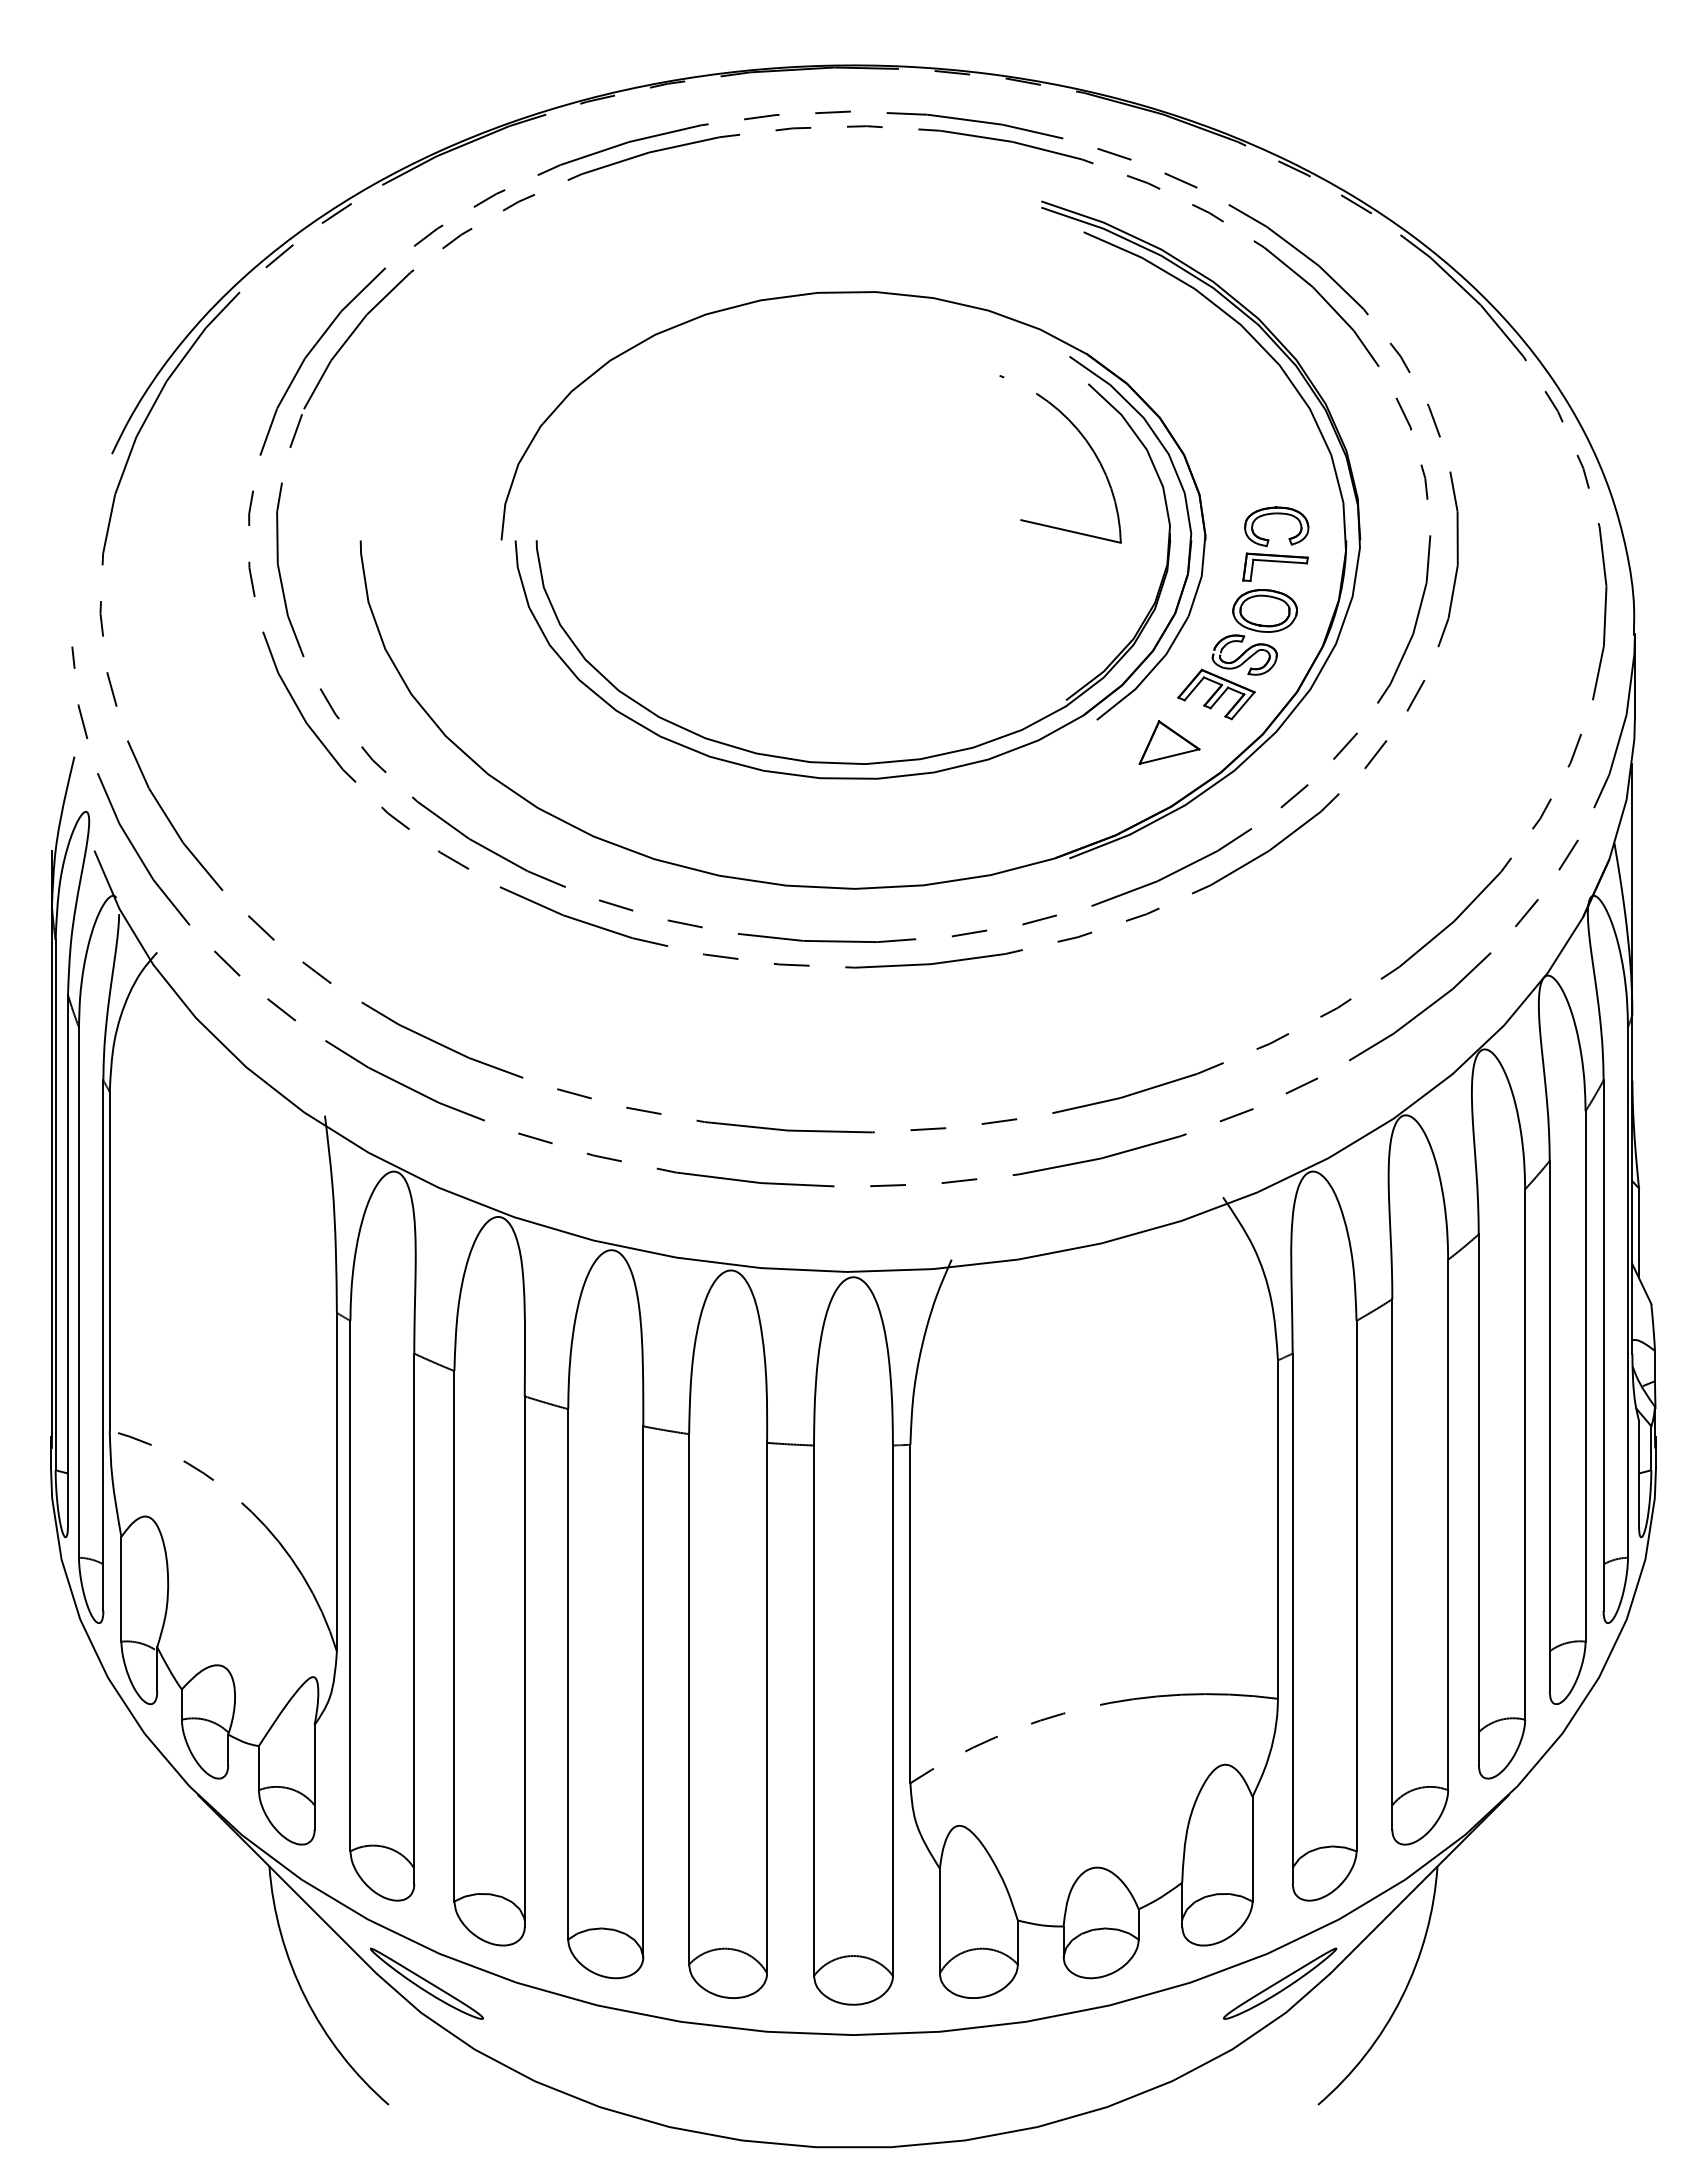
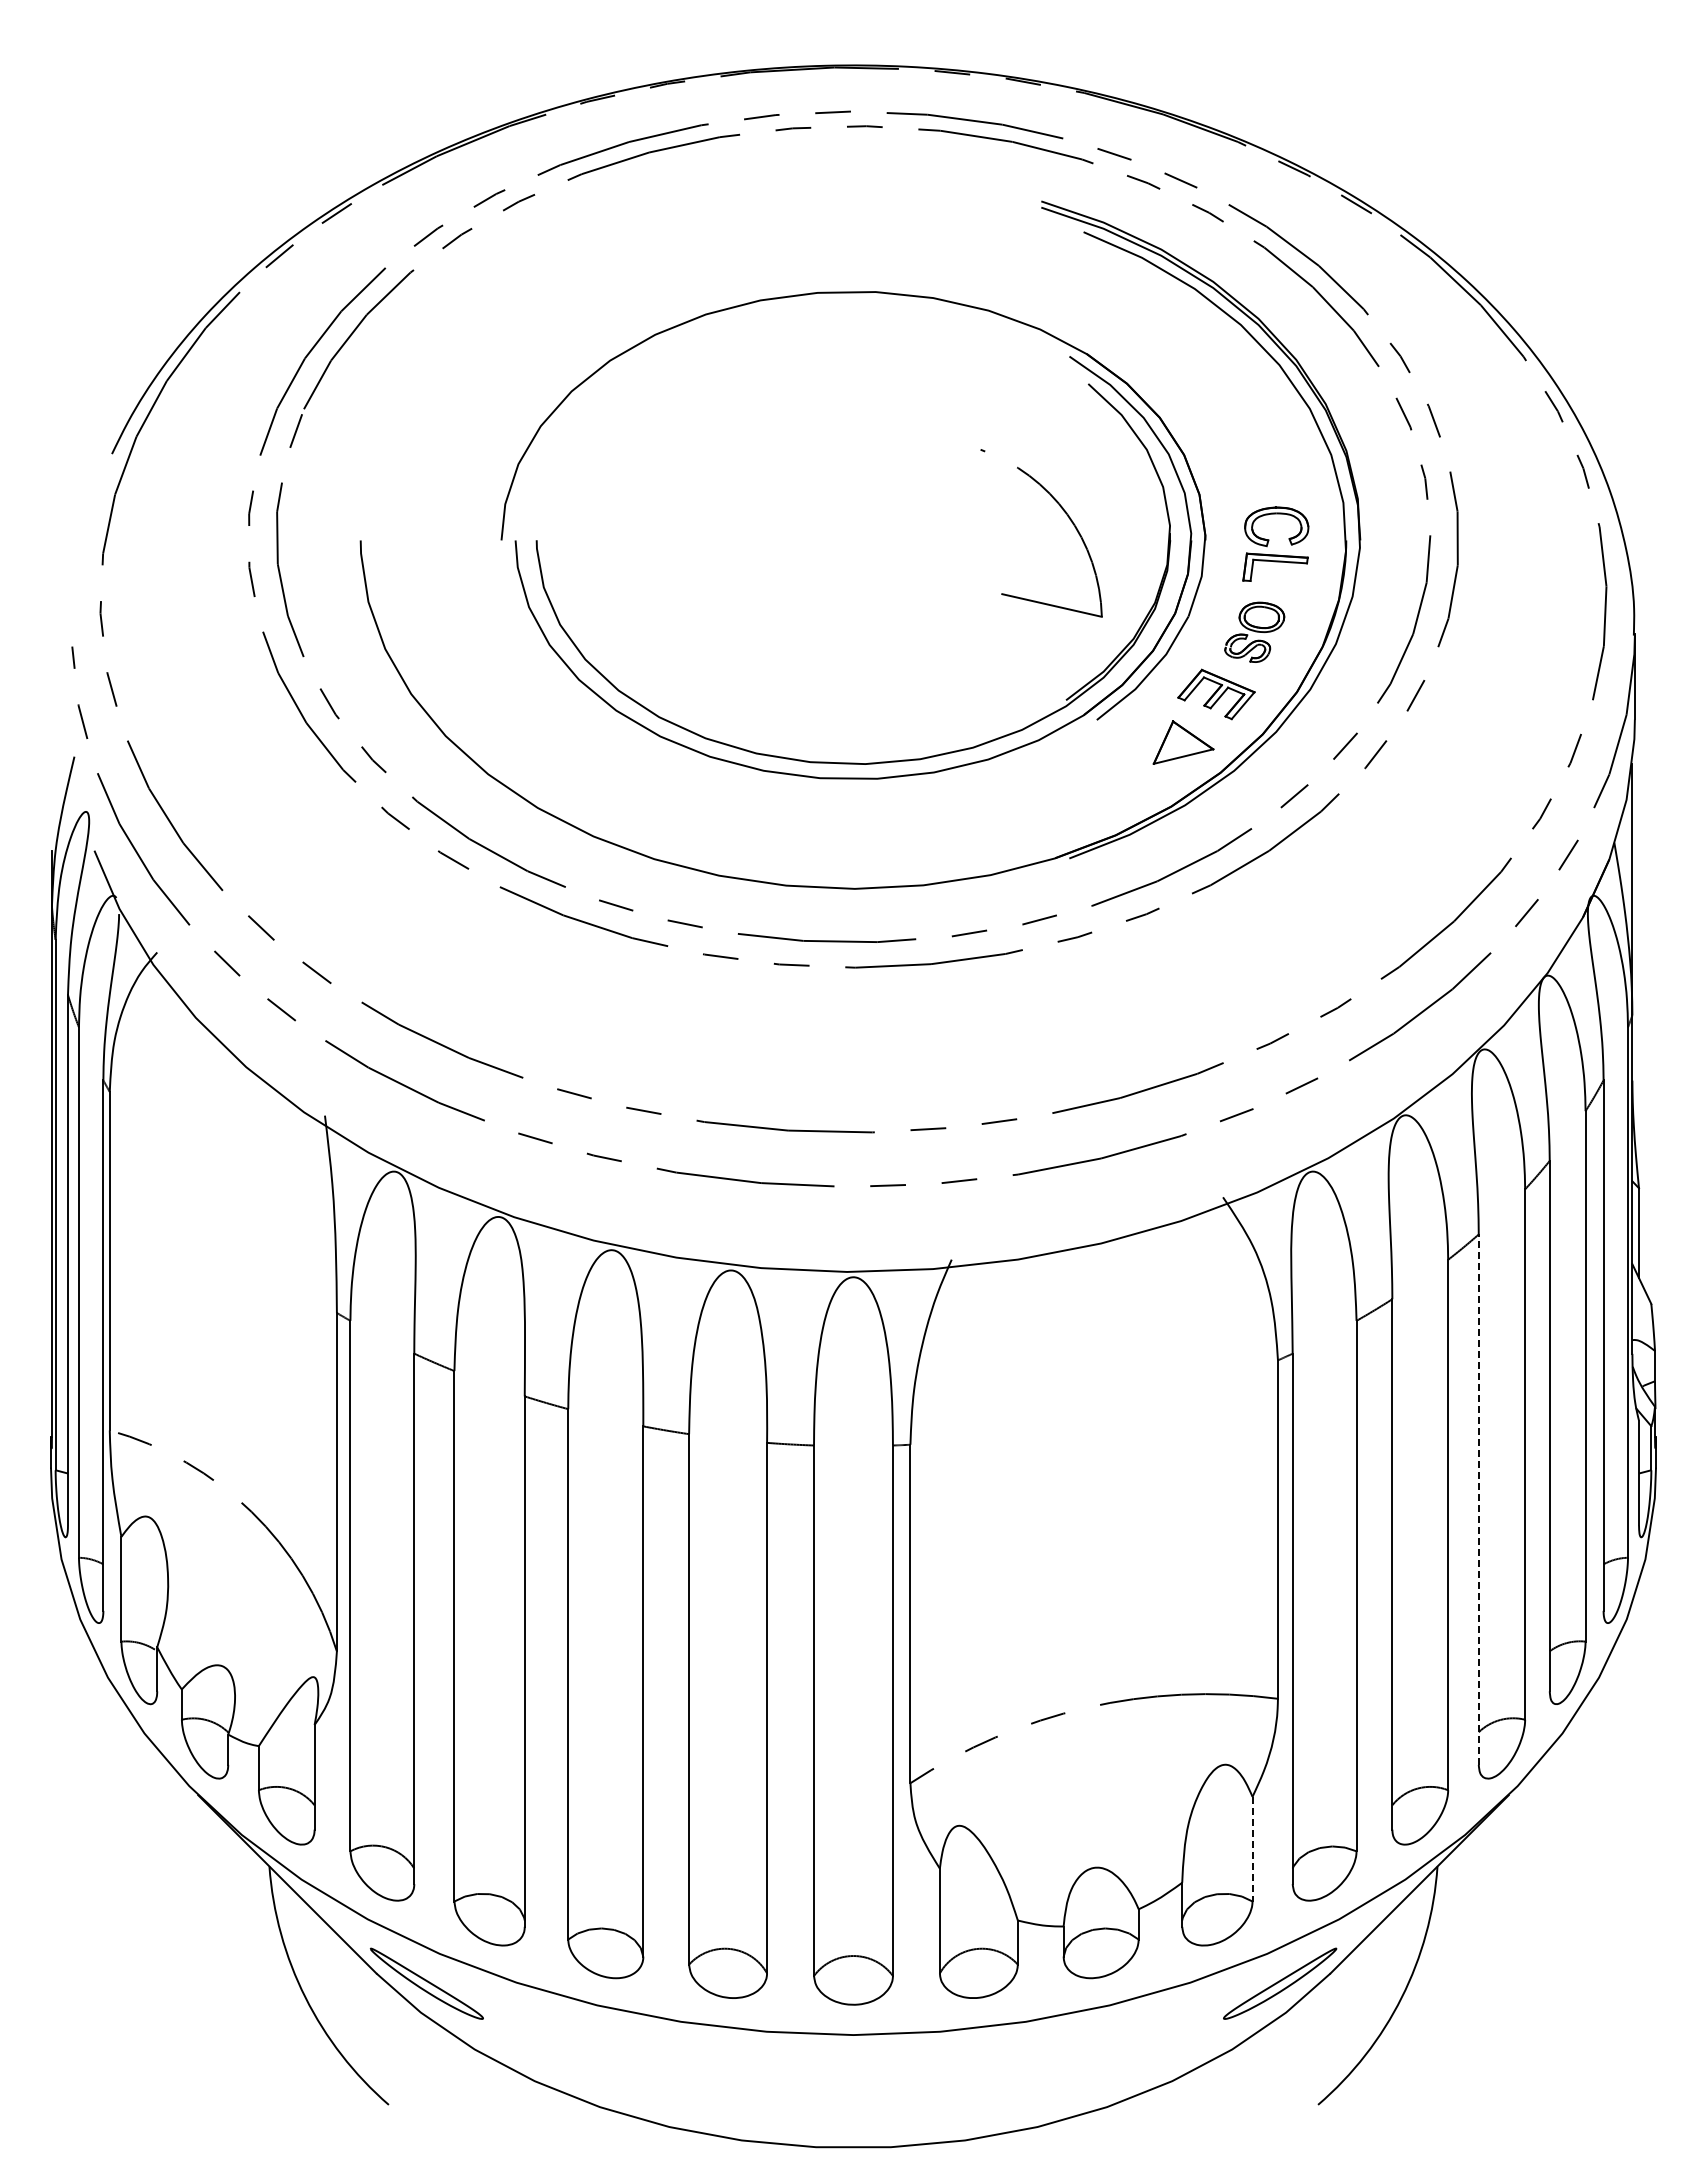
part position: (1085, 441) -> (1066, 515) (1066, 515)
part size: 87x87 px -> 62x62 px (1254, 631)
part position: (1169, 742) -> (1183, 742) (1183, 742)
line: solid -> dashed (1478, 1499)
line: solid -> dashed (1252, 1849)
